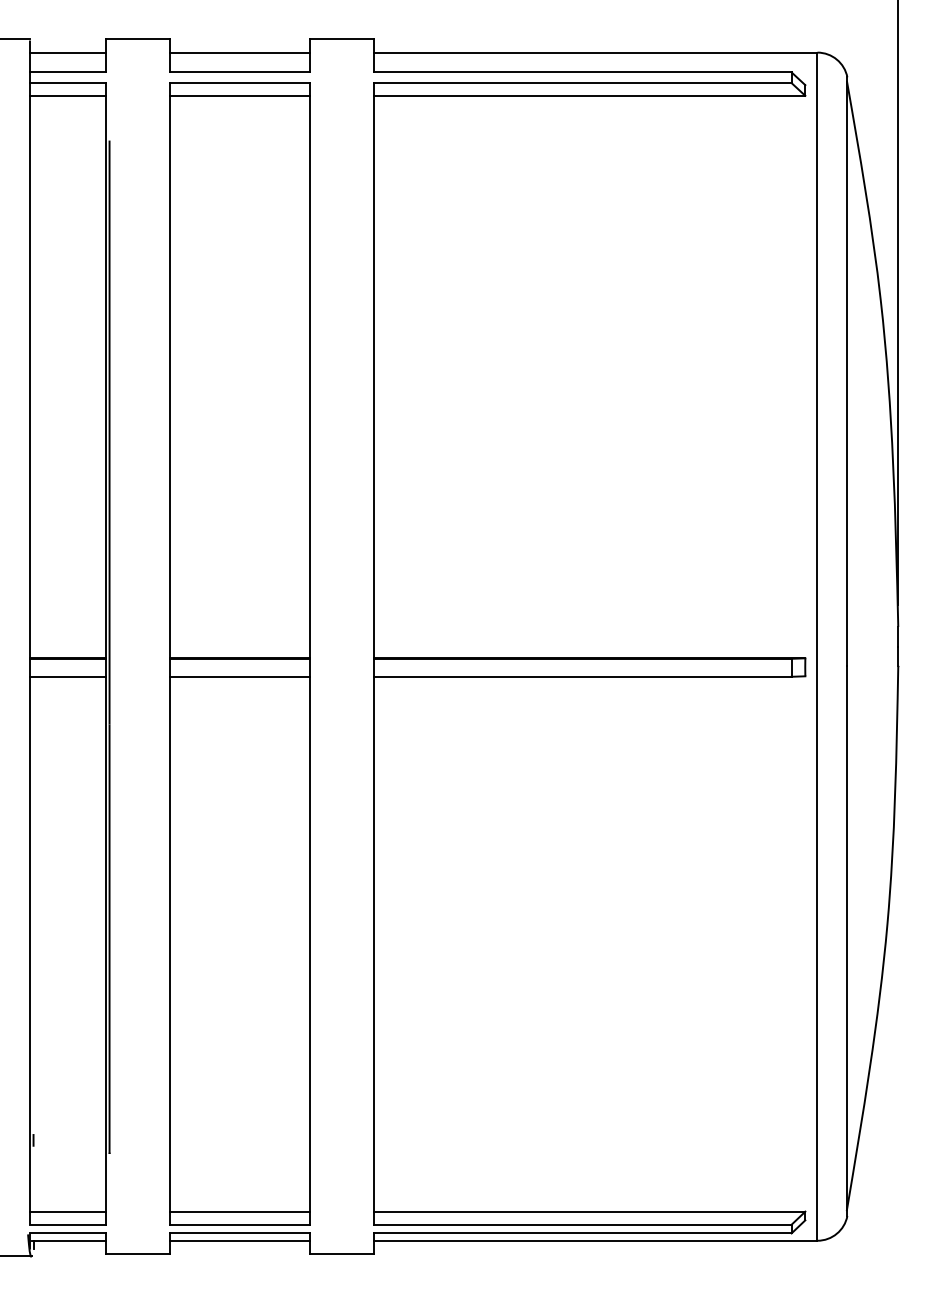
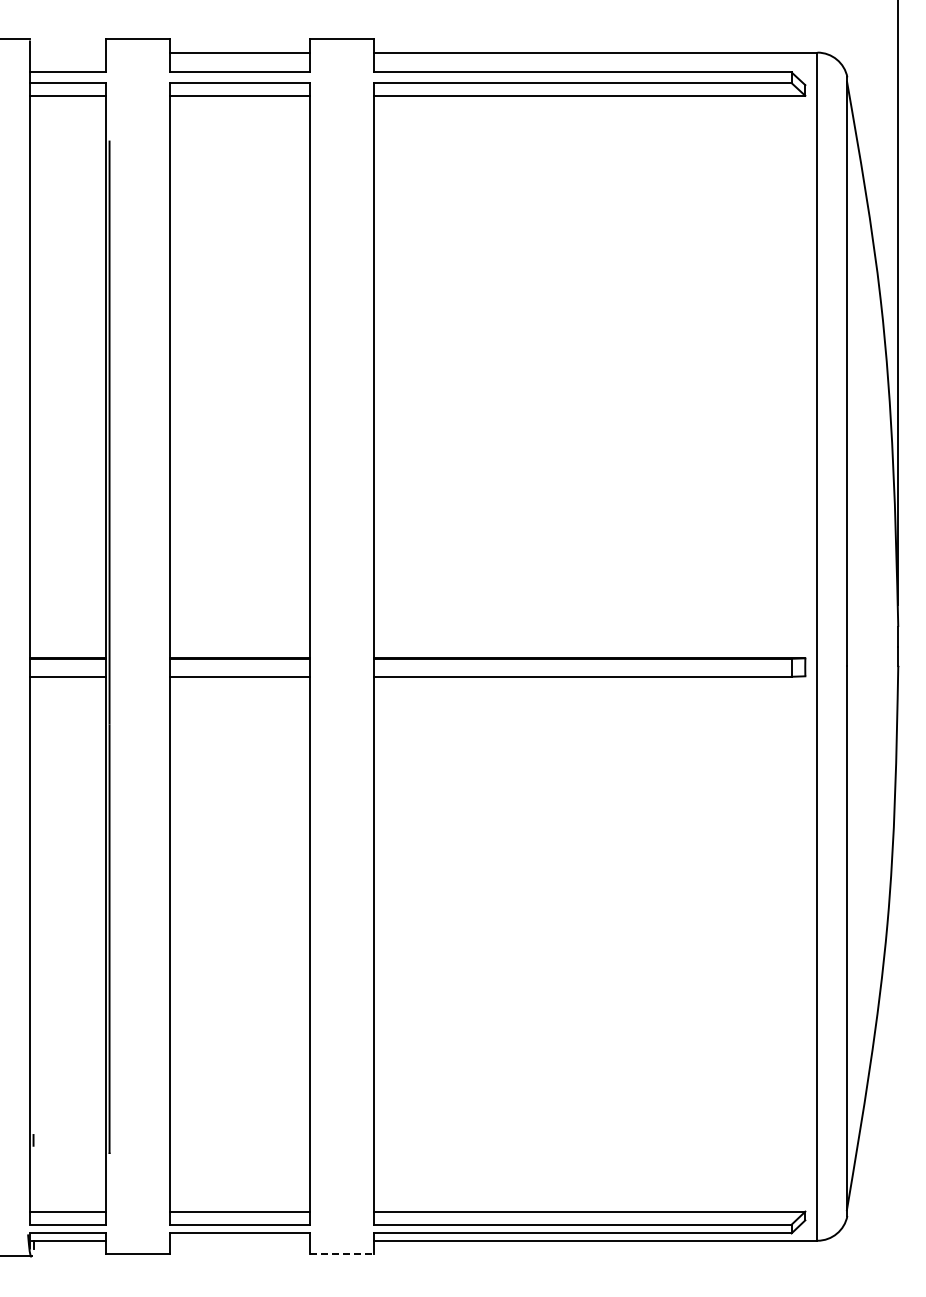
line: present -> none (67, 52)
line: present -> none (240, 1240)
line: solid -> dashed (342, 1254)
